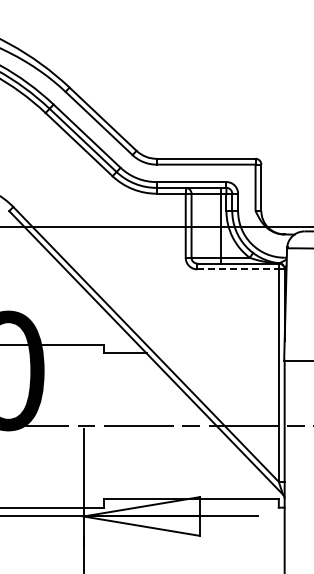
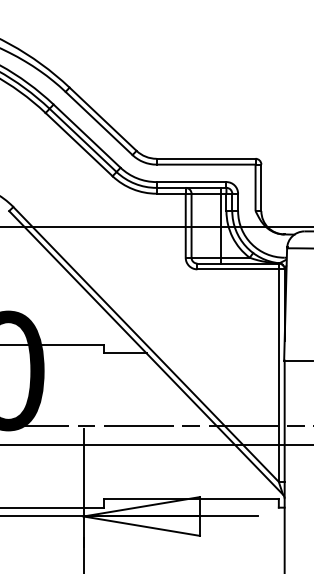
line: dashed -> solid (238, 269)
line: none -> present (156, 444)
